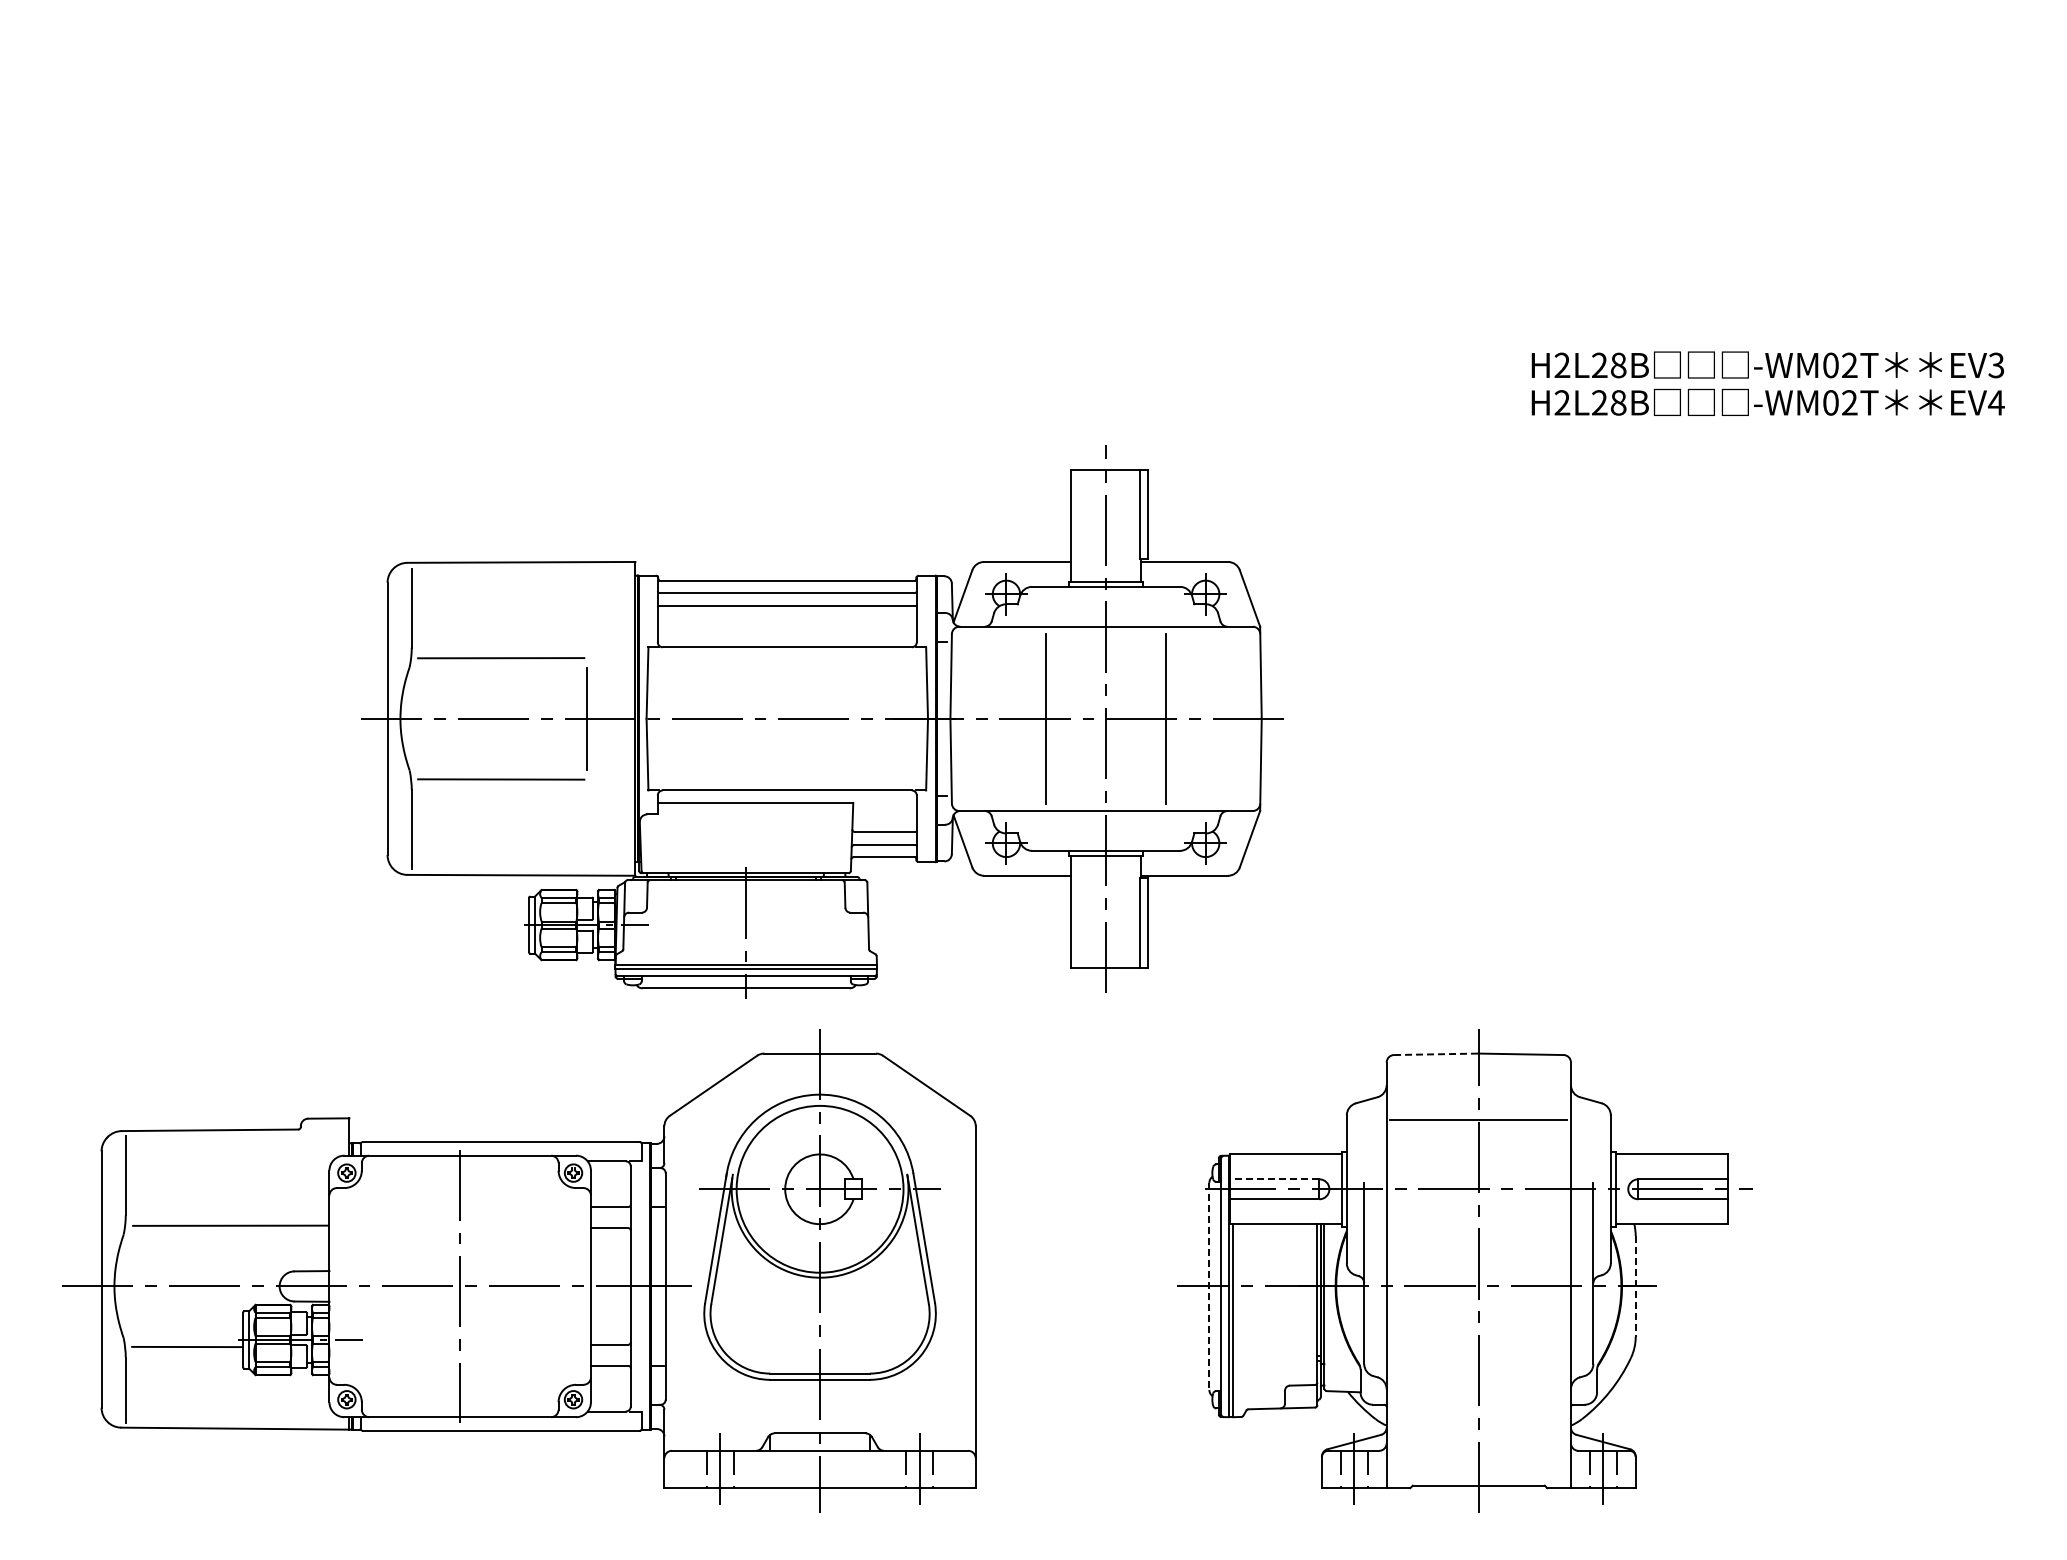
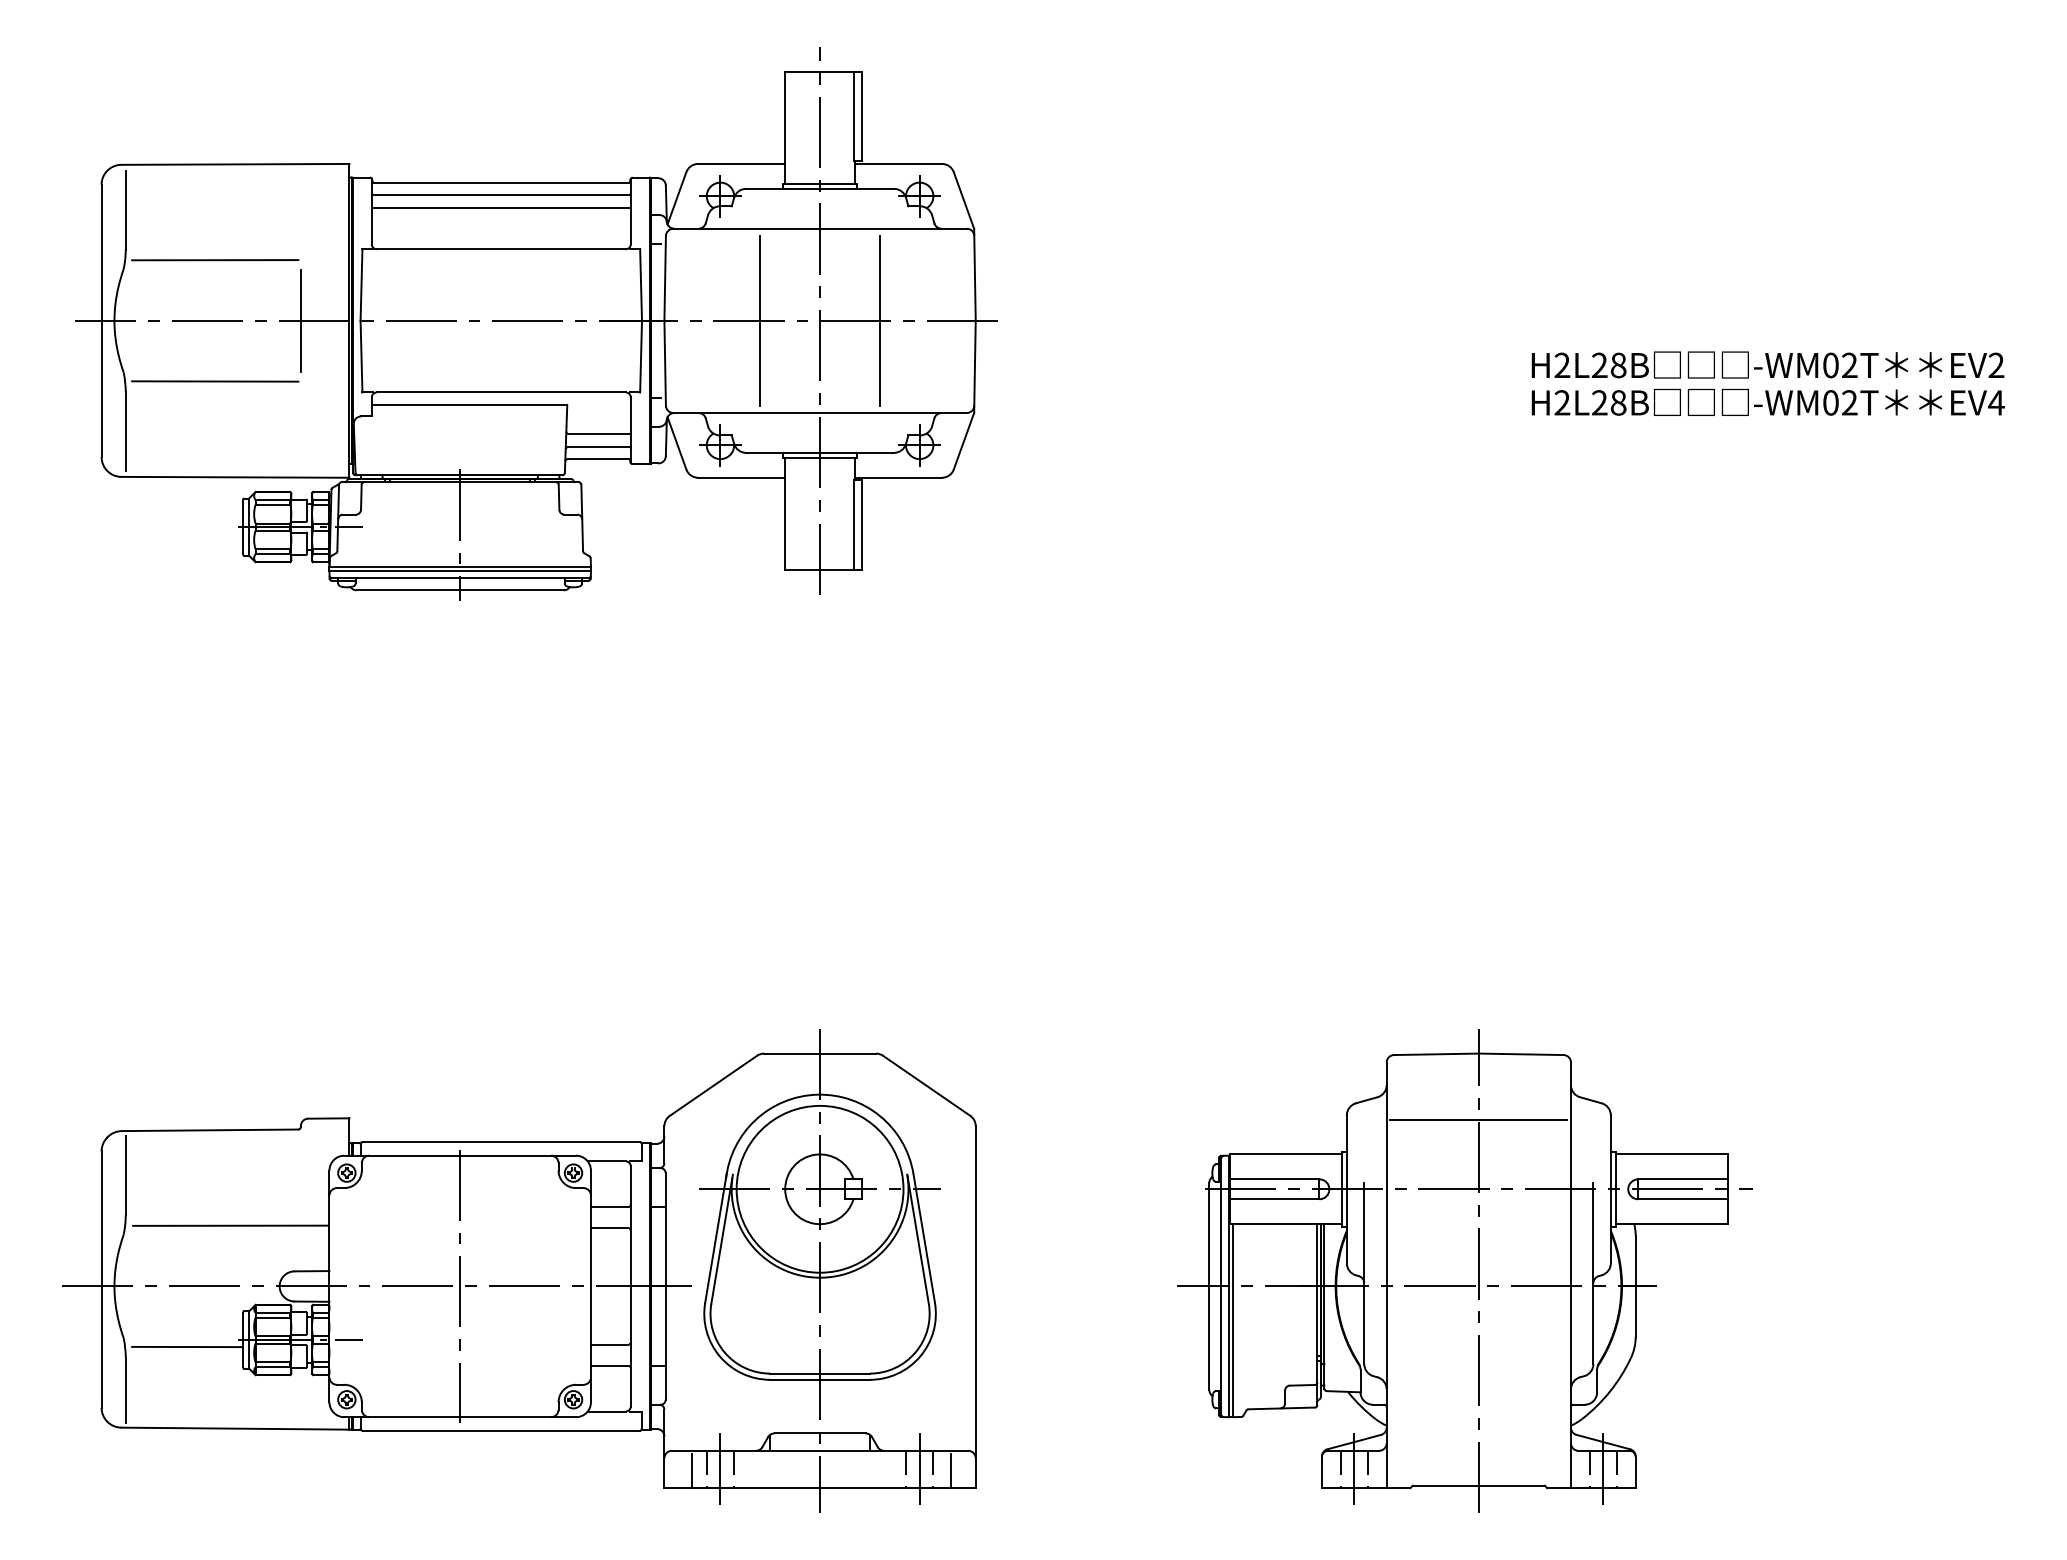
text: EV3 -> EV2 (1996, 365)
part position: (822, 721) -> (536, 323) (536, 323)
line: dashed -> solid (1436, 1054)
line: dashed -> solid (1274, 1179)
line: dashed -> solid (1209, 1286)
line: dashed -> solid (1635, 1286)
line: none -> present (691, 1471)
line: none -> present (950, 1471)
